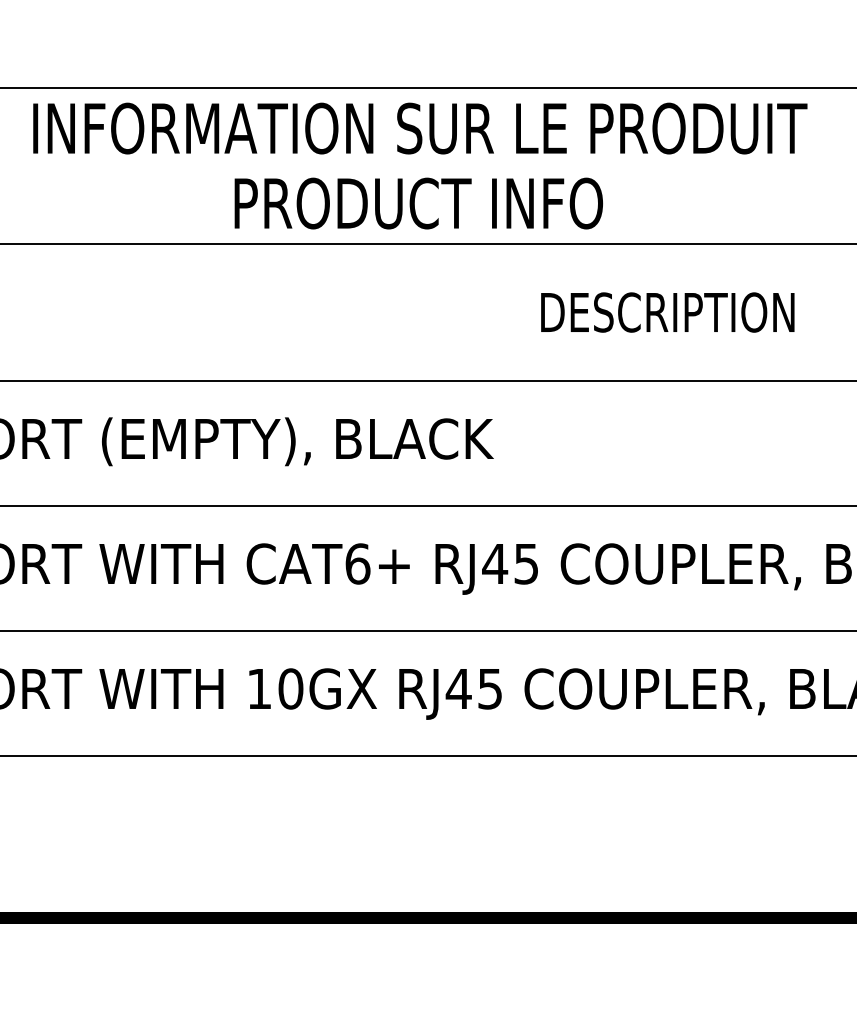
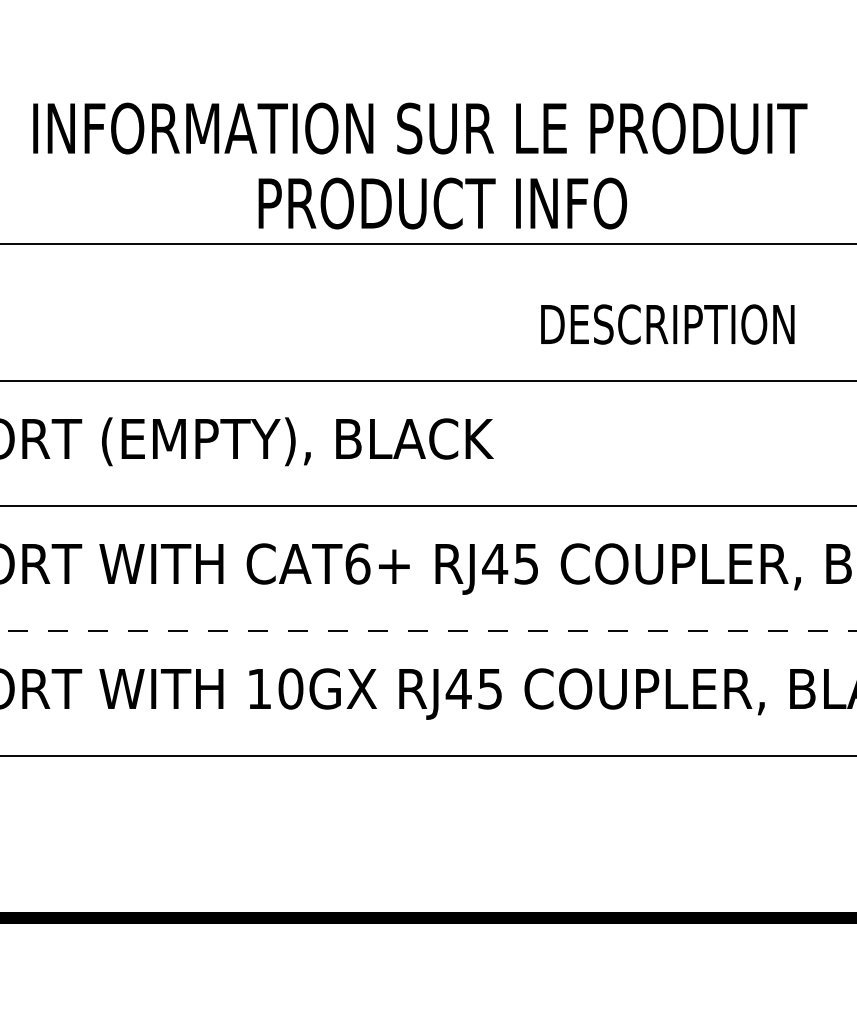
line: present -> none (427, 87)
text position: (418, 203) -> (442, 203) (442, 203)
text position: (667, 312) -> (667, 324) (667, 324)
line: solid -> dashed (428, 630)
